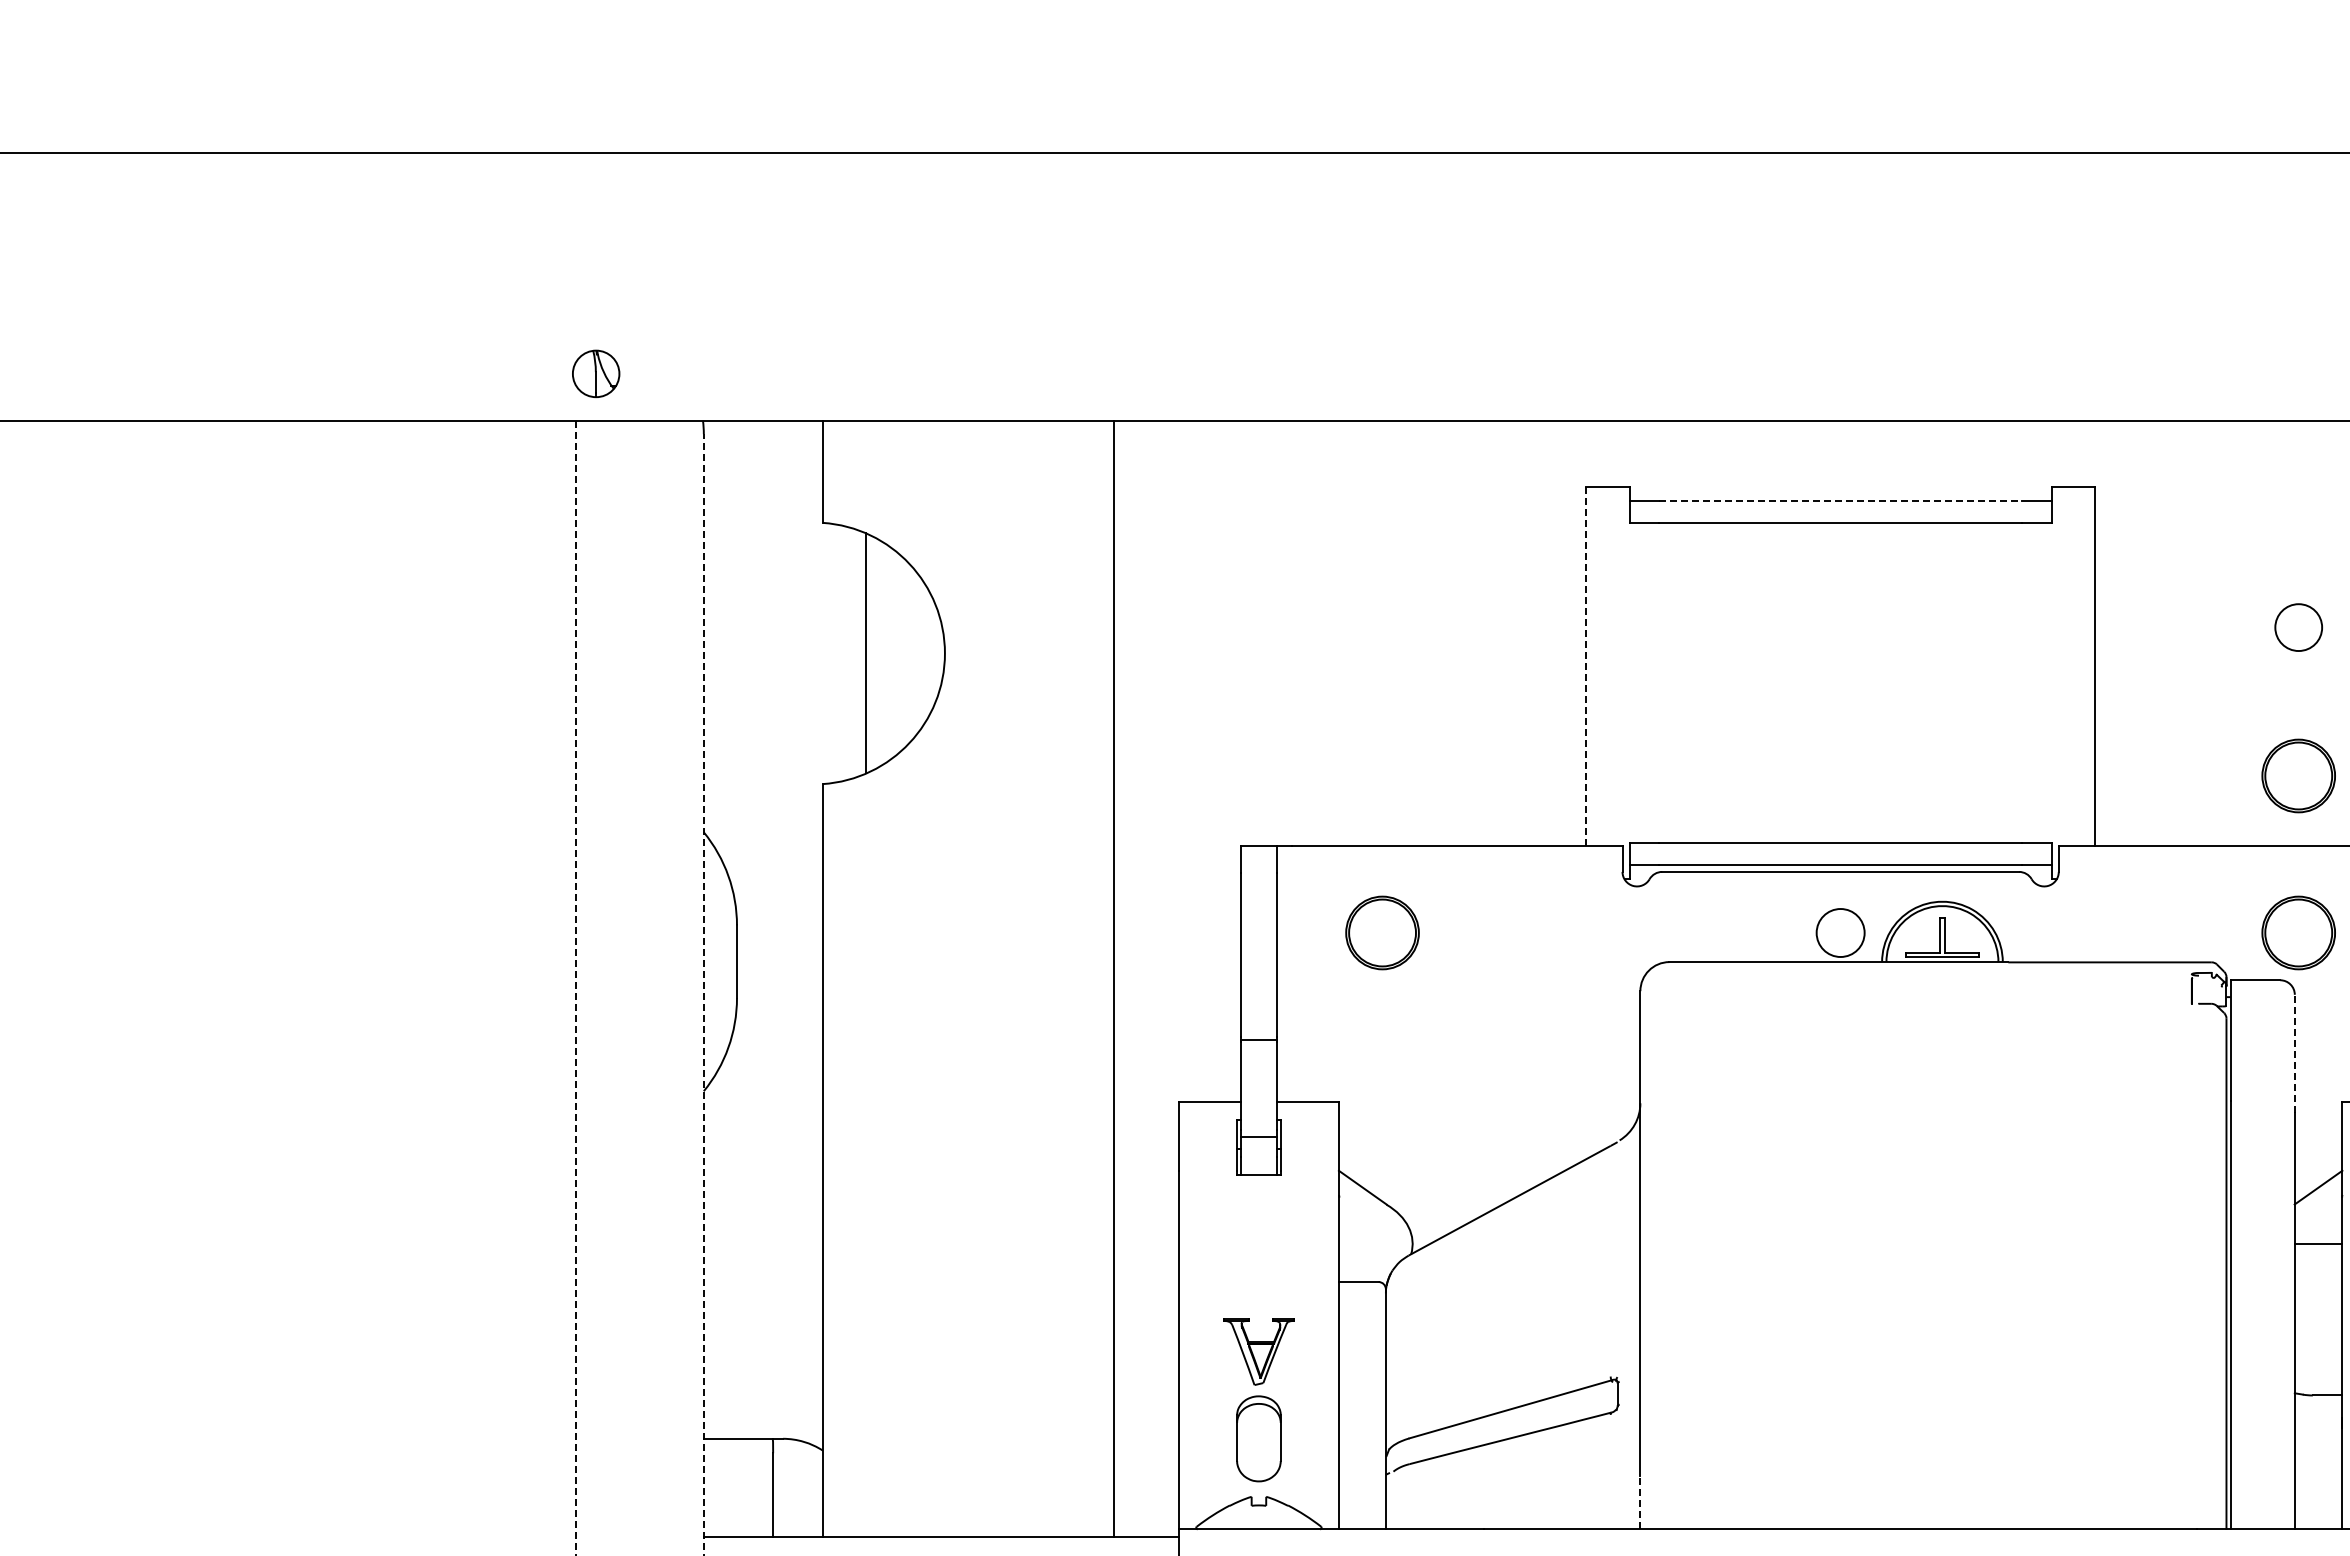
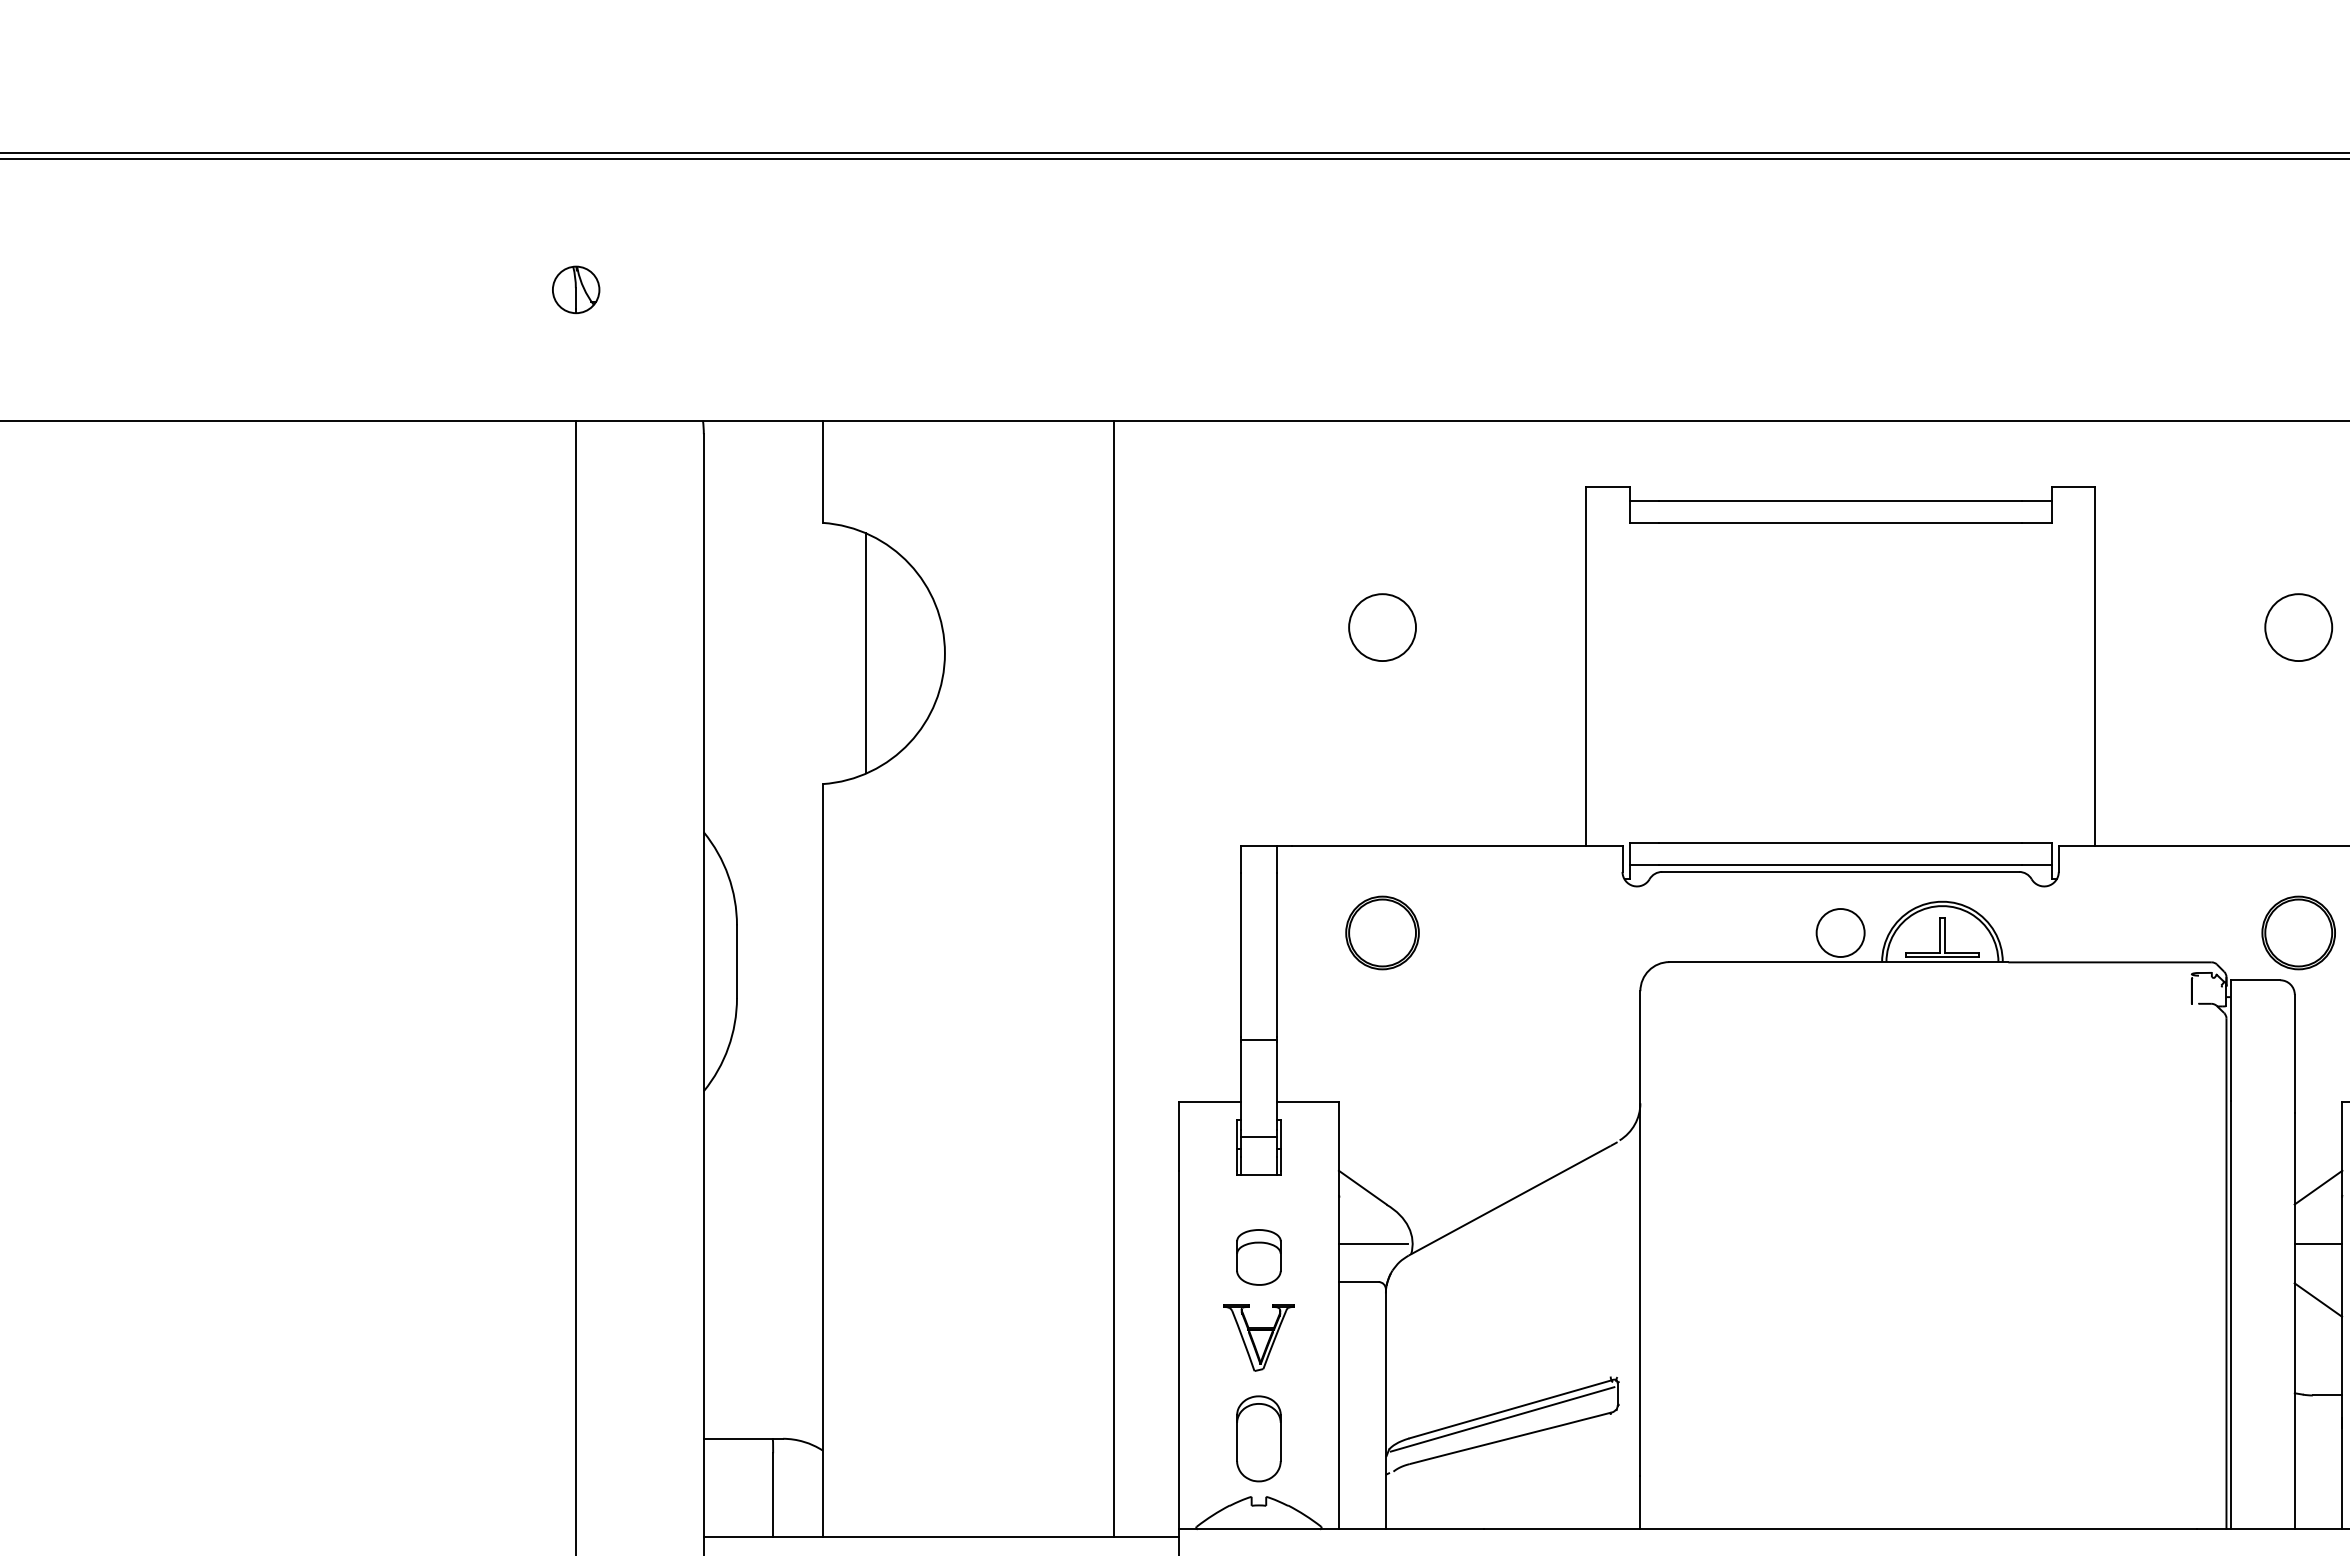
line: none -> present (1174, 159)
part position: (596, 373) -> (576, 289) (576, 289)
line: dashed -> solid (1840, 501)
circle: none -> present (1382, 627)
circle diameter: 47 px -> 67 px (2298, 627)
line: dashed -> solid (1586, 666)
part: present -> none (2298, 775)
line: dashed -> solid (575, 988)
line: dashed -> solid (703, 995)
line: dashed -> solid (2294, 1053)
line: none -> present (1373, 1243)
part: none -> present (1258, 1257)
line: none -> present (2318, 1299)
part position: (1258, 1351) -> (1258, 1337) (1258, 1337)
line: none -> present (1502, 1419)
line: dashed -> solid (1640, 1502)
